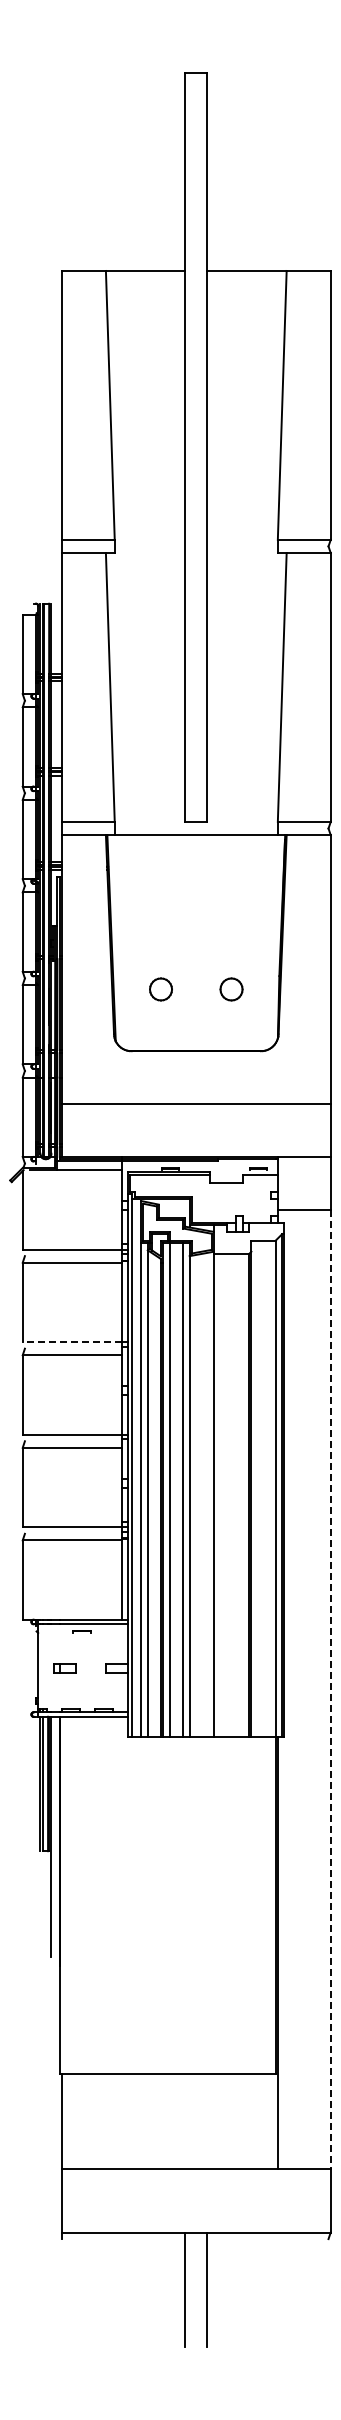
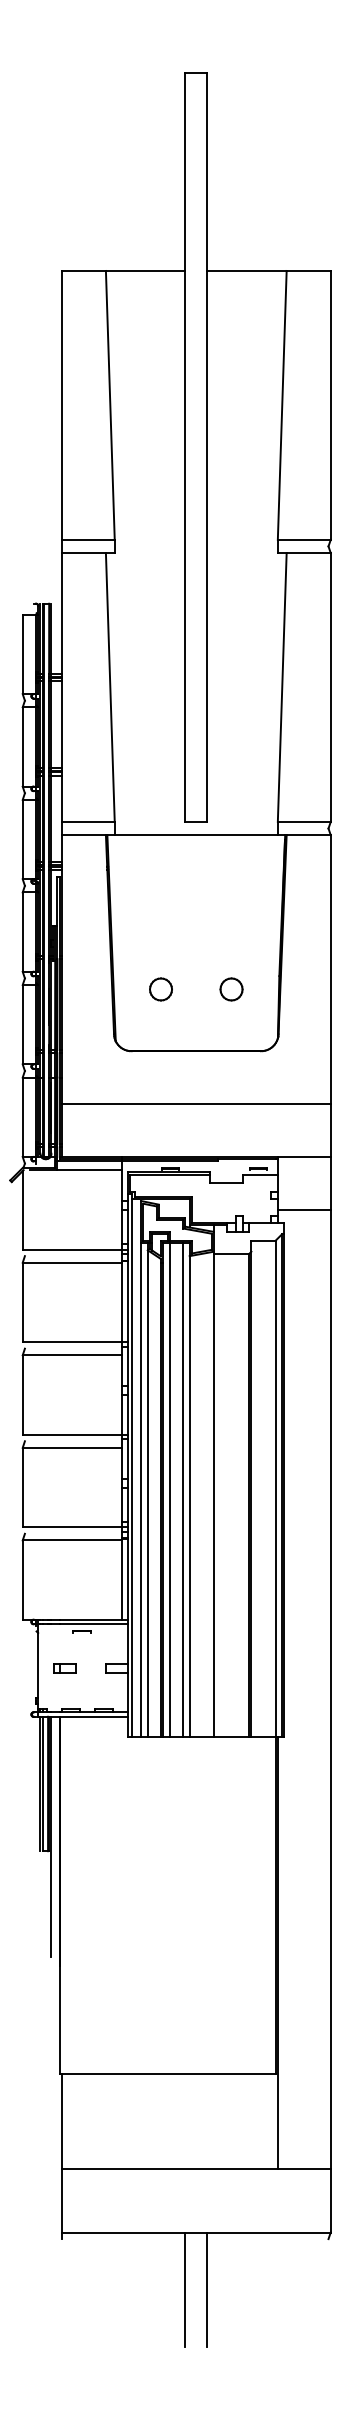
line: dashed -> solid (72, 1342)
line: dashed -> solid (330, 1689)
